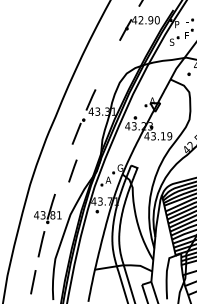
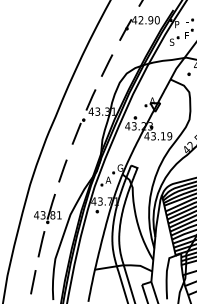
line: none -> present (107, 65)
line position: (72, 170) -> (62, 170) (62, 170)
